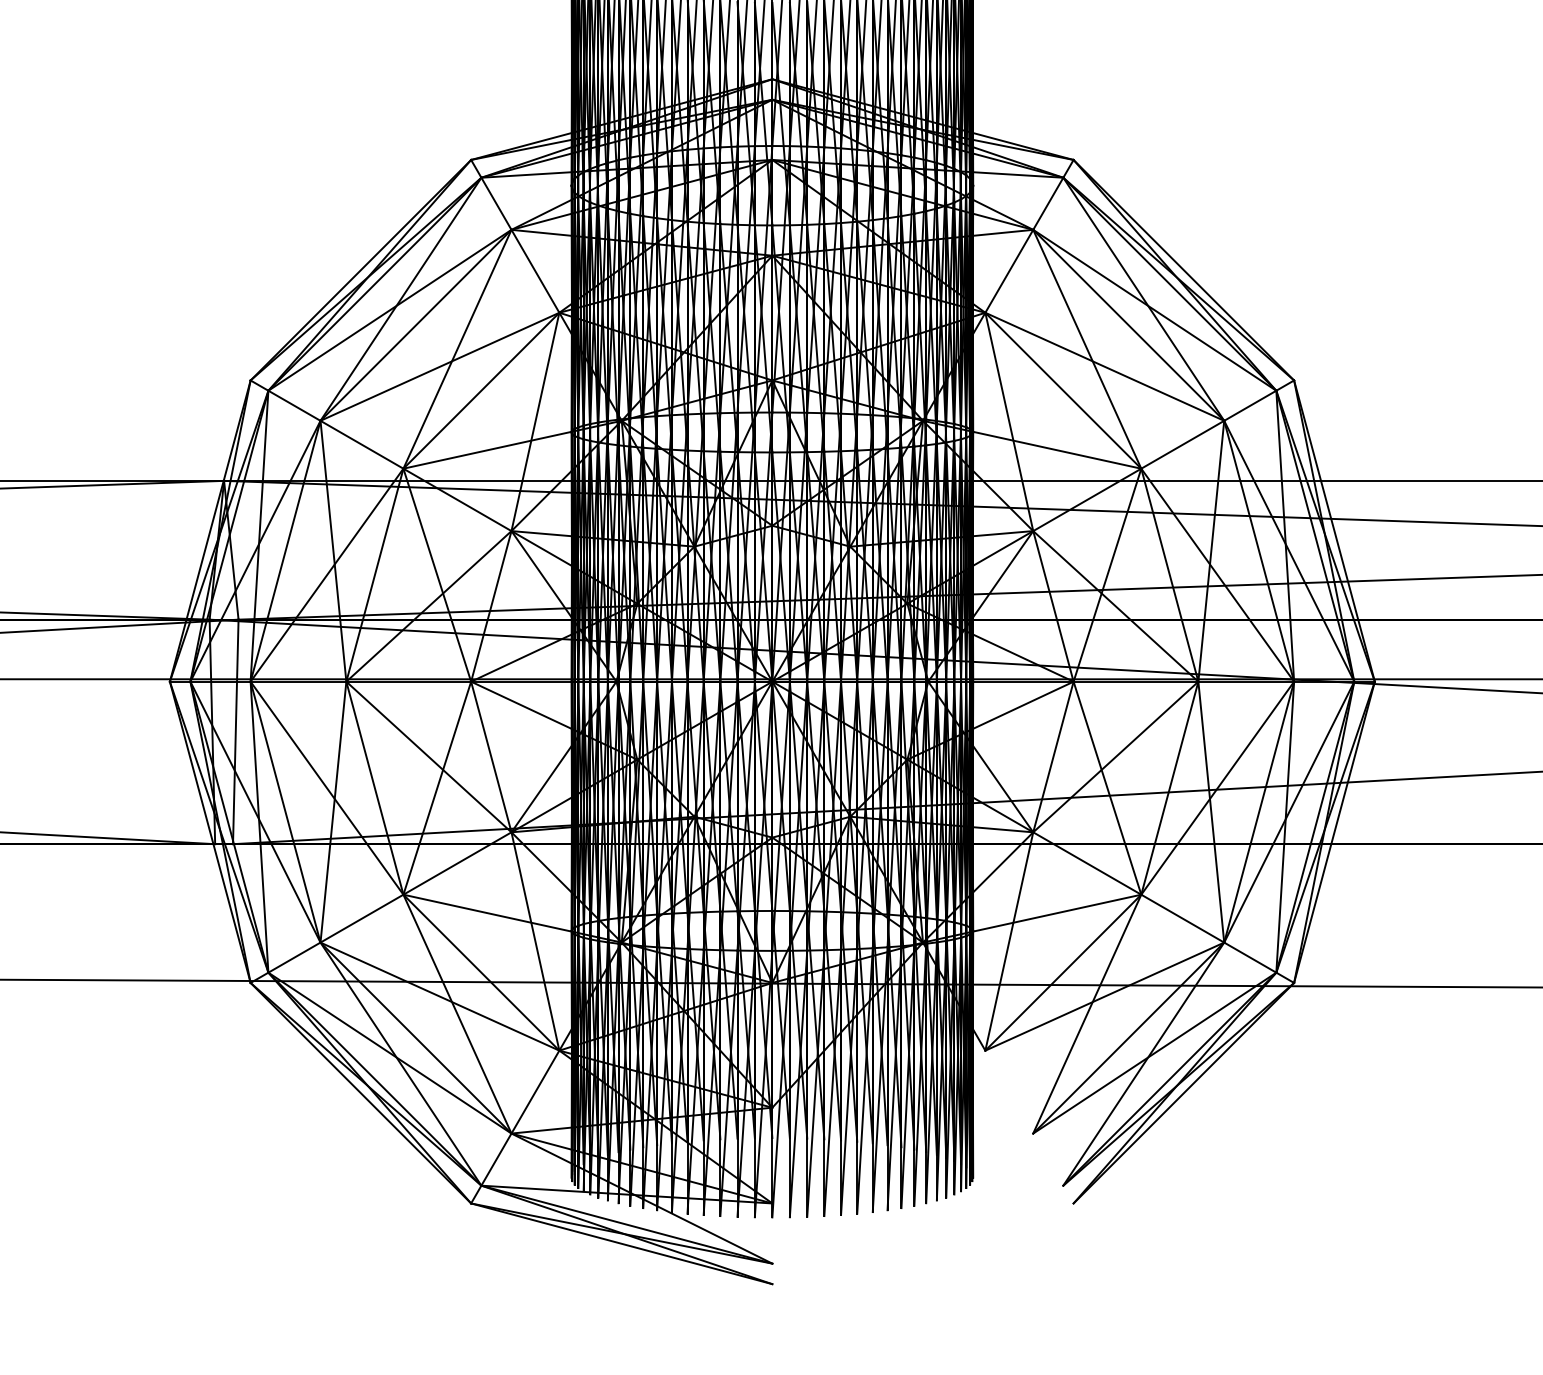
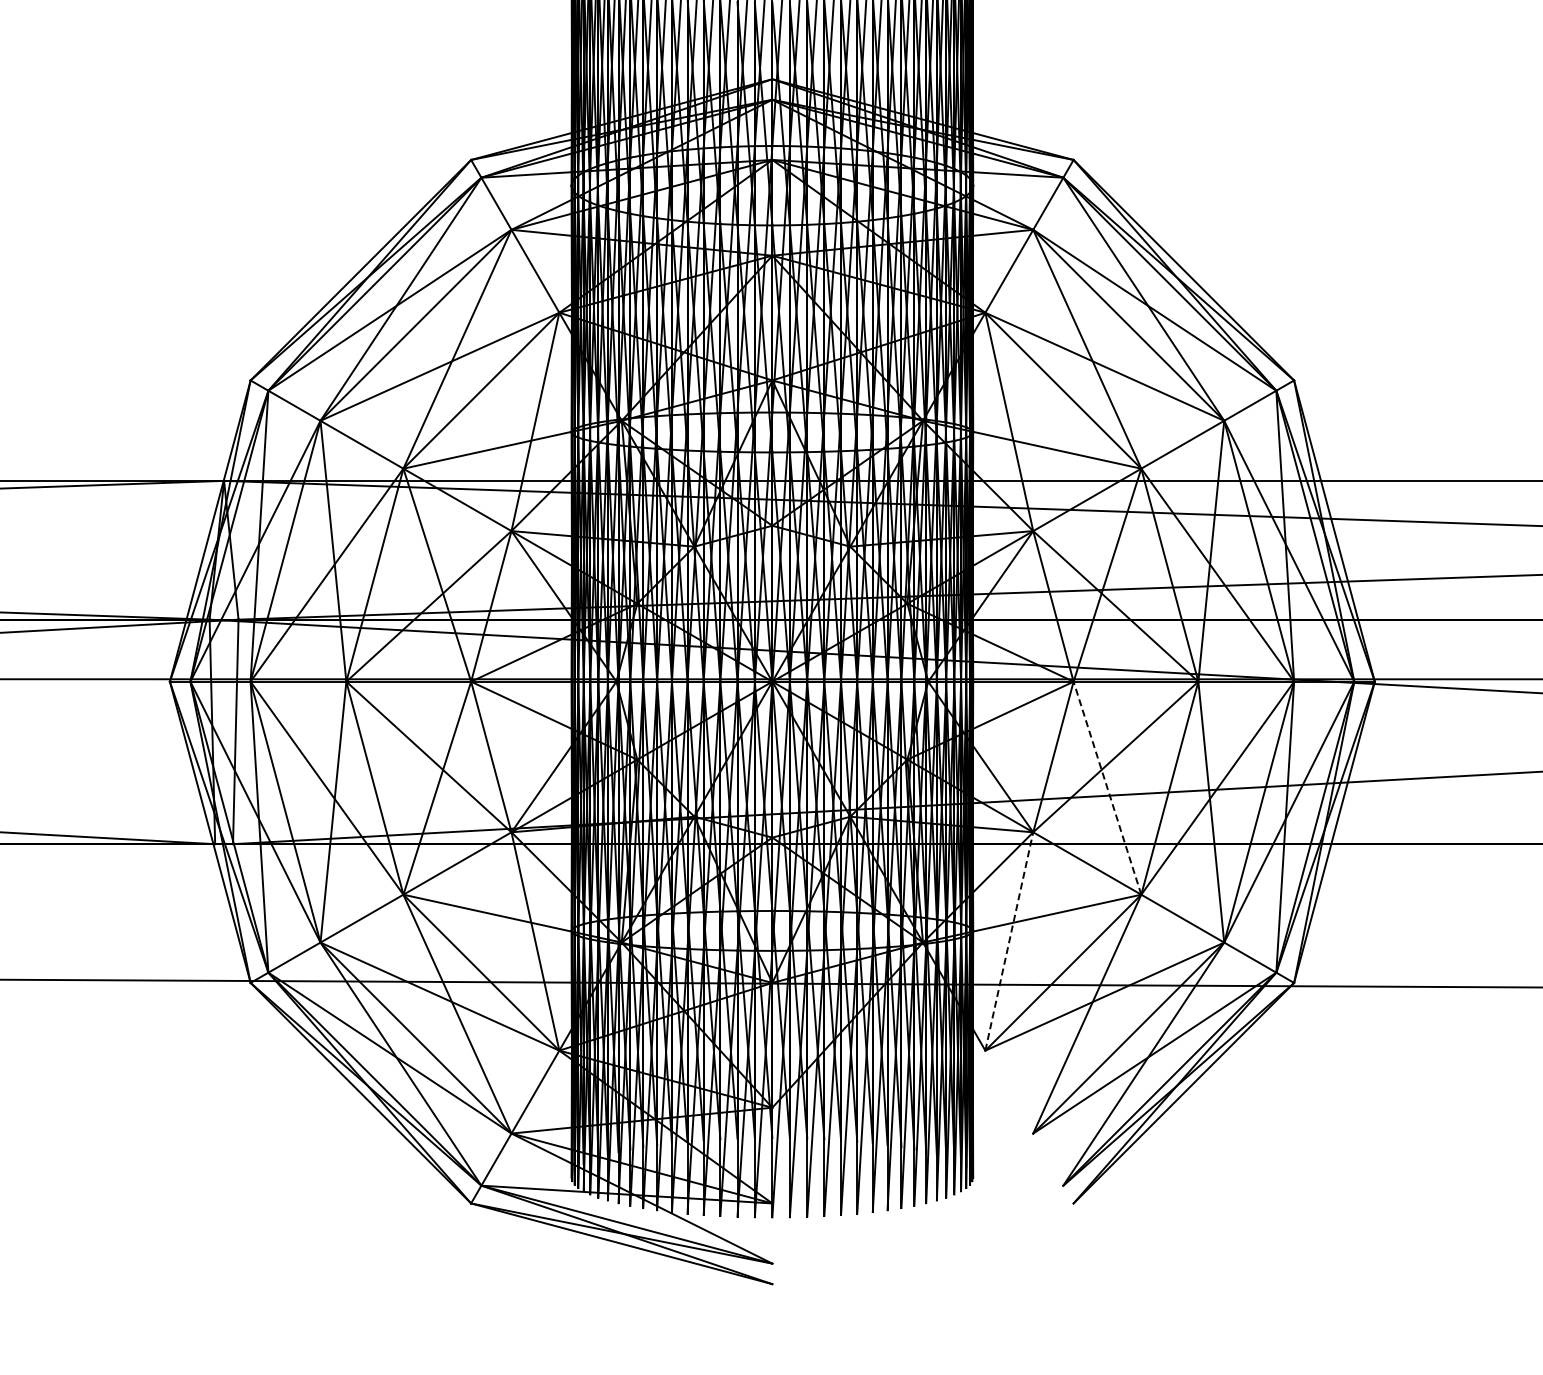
line: solid -> dashed (1107, 788)
line: solid -> dashed (1009, 941)
